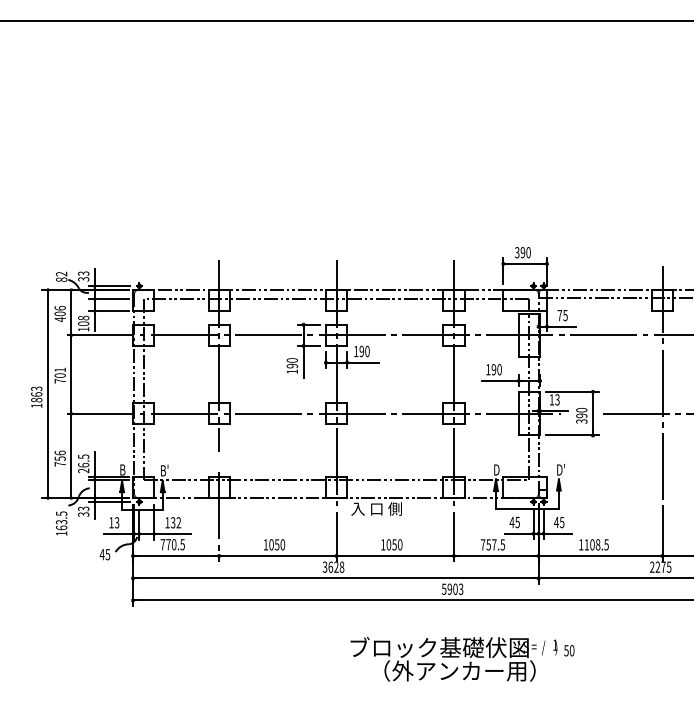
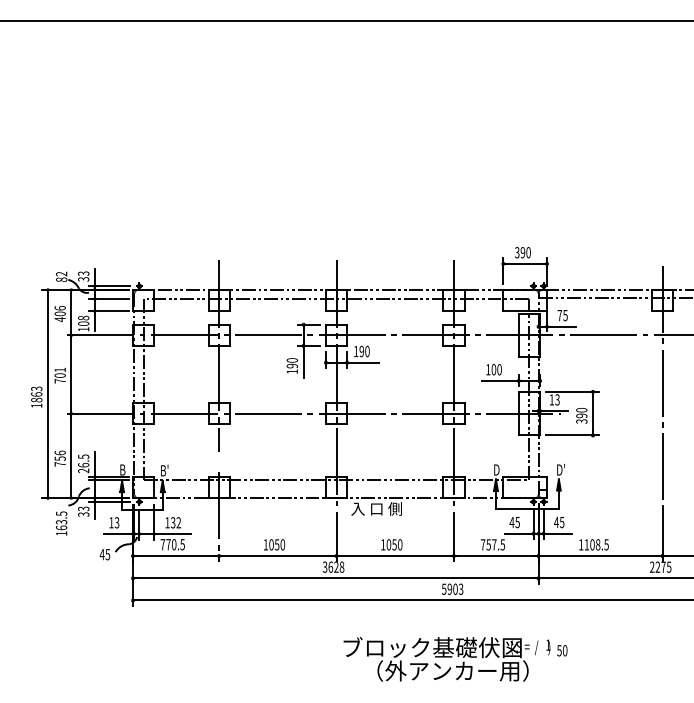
text: 190 -> 100 (493, 369)
line: present -> none (646, 413)
text position: (462, 659) -> (455, 659) (455, 659)
